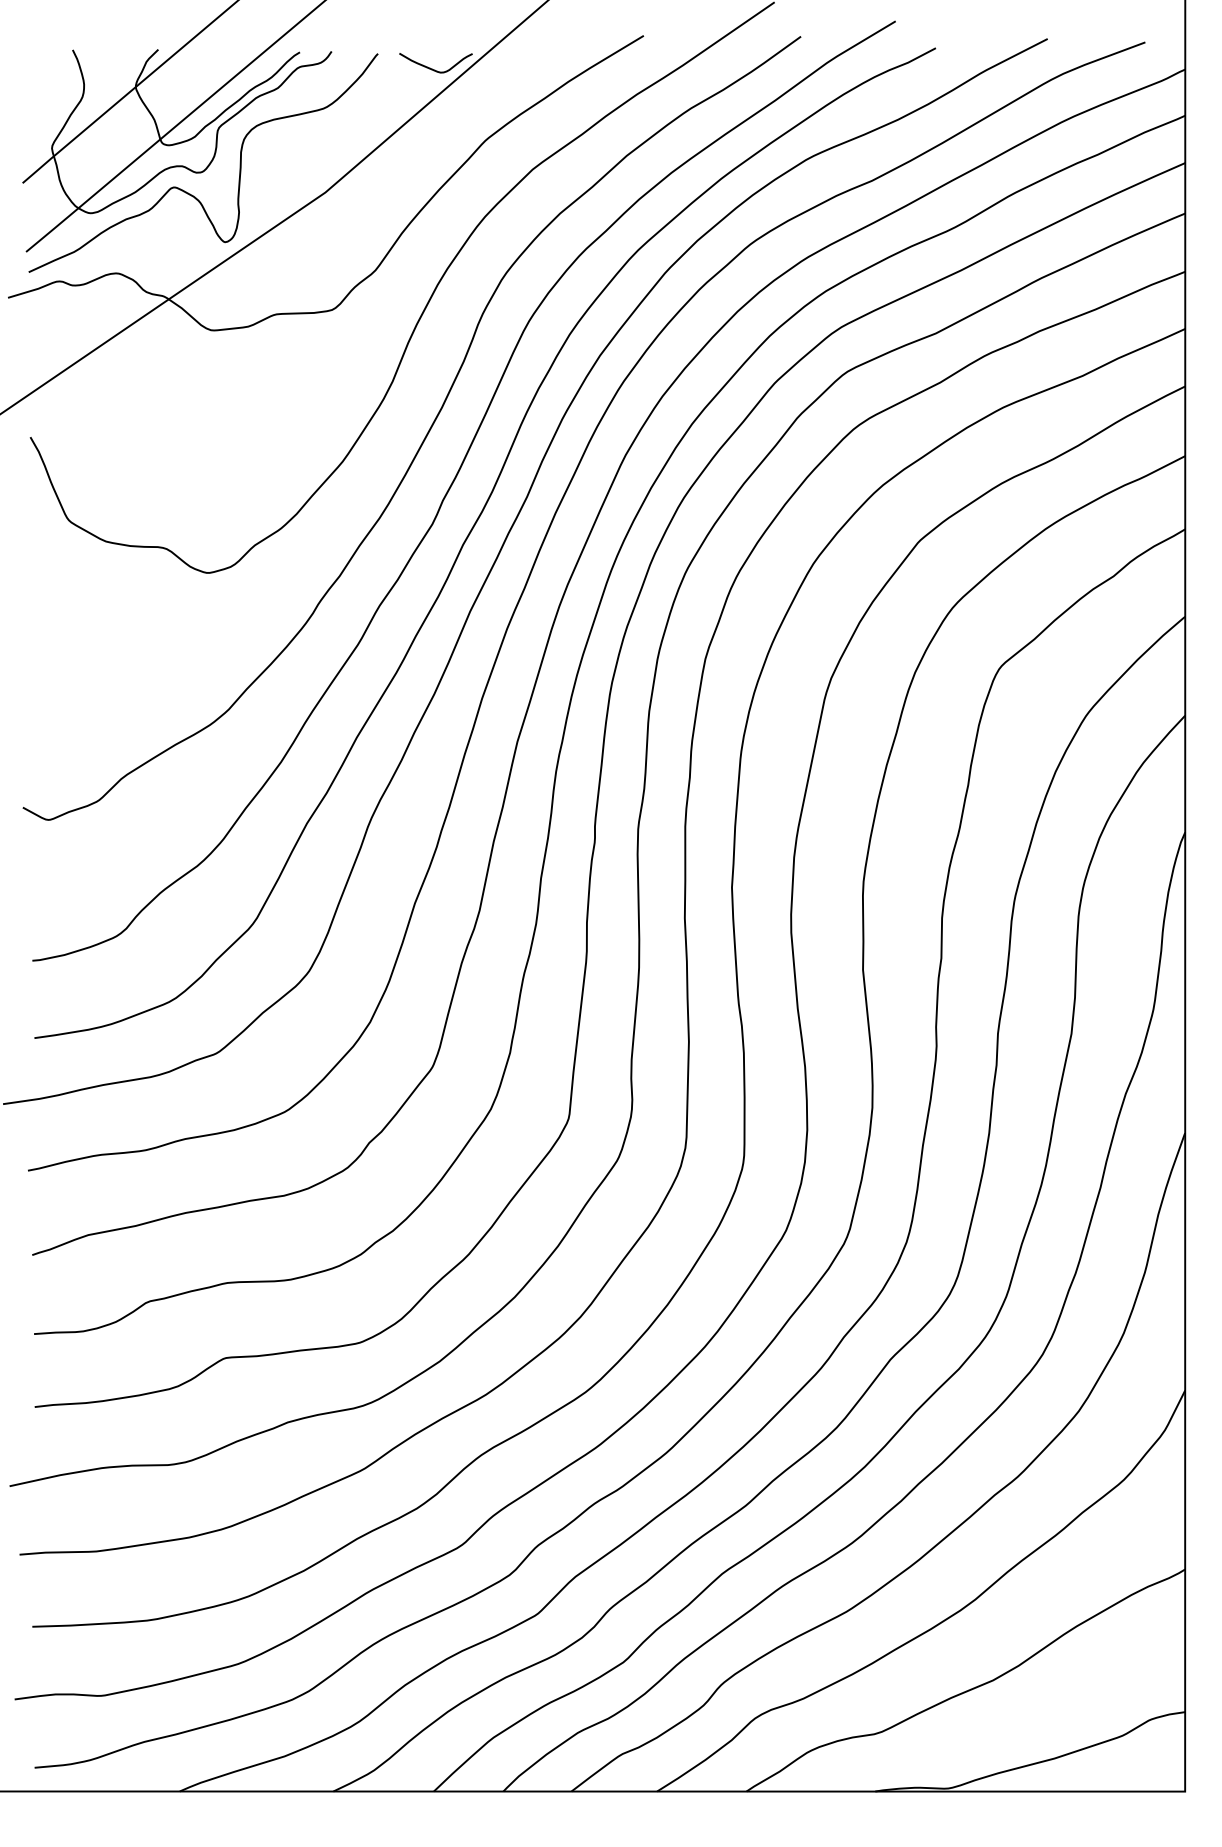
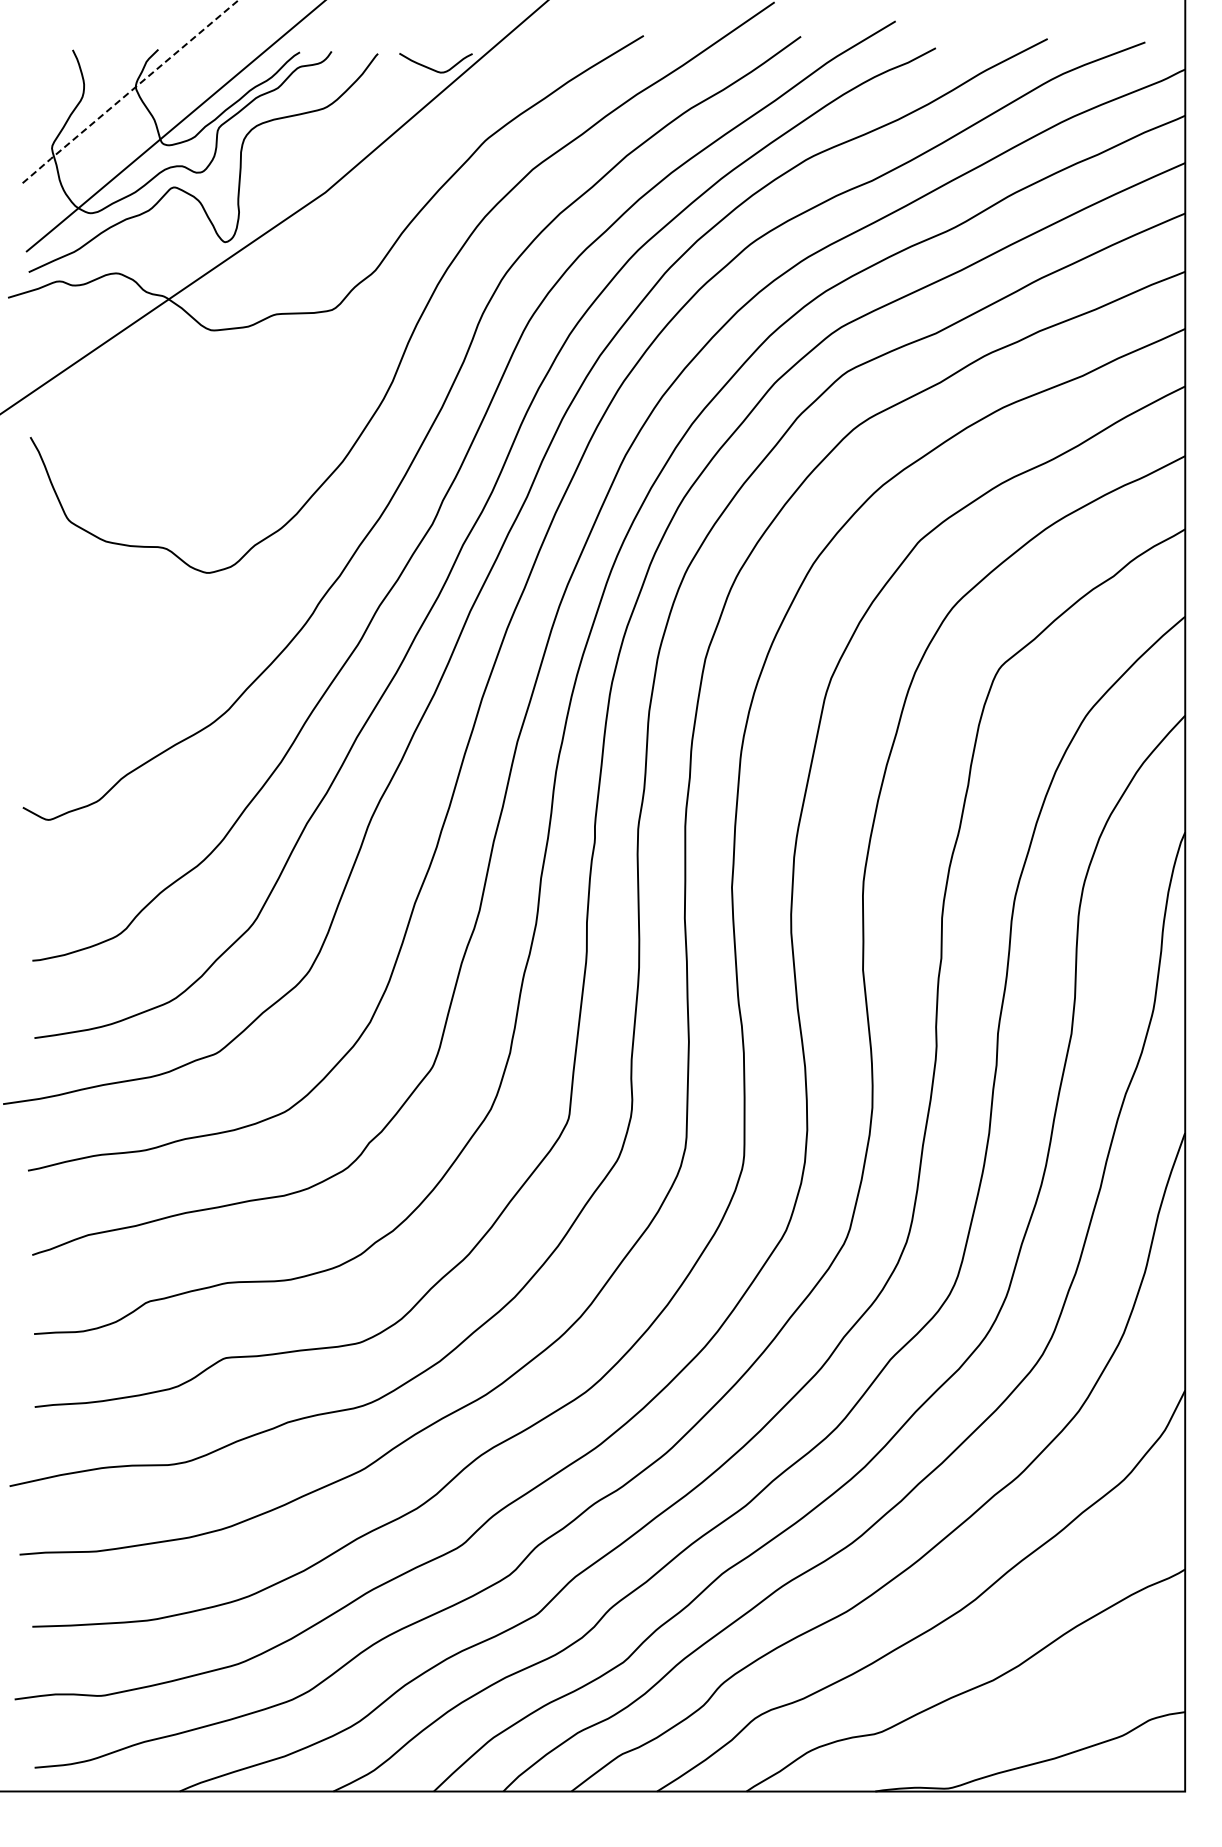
line: solid -> dashed (129, 92)
